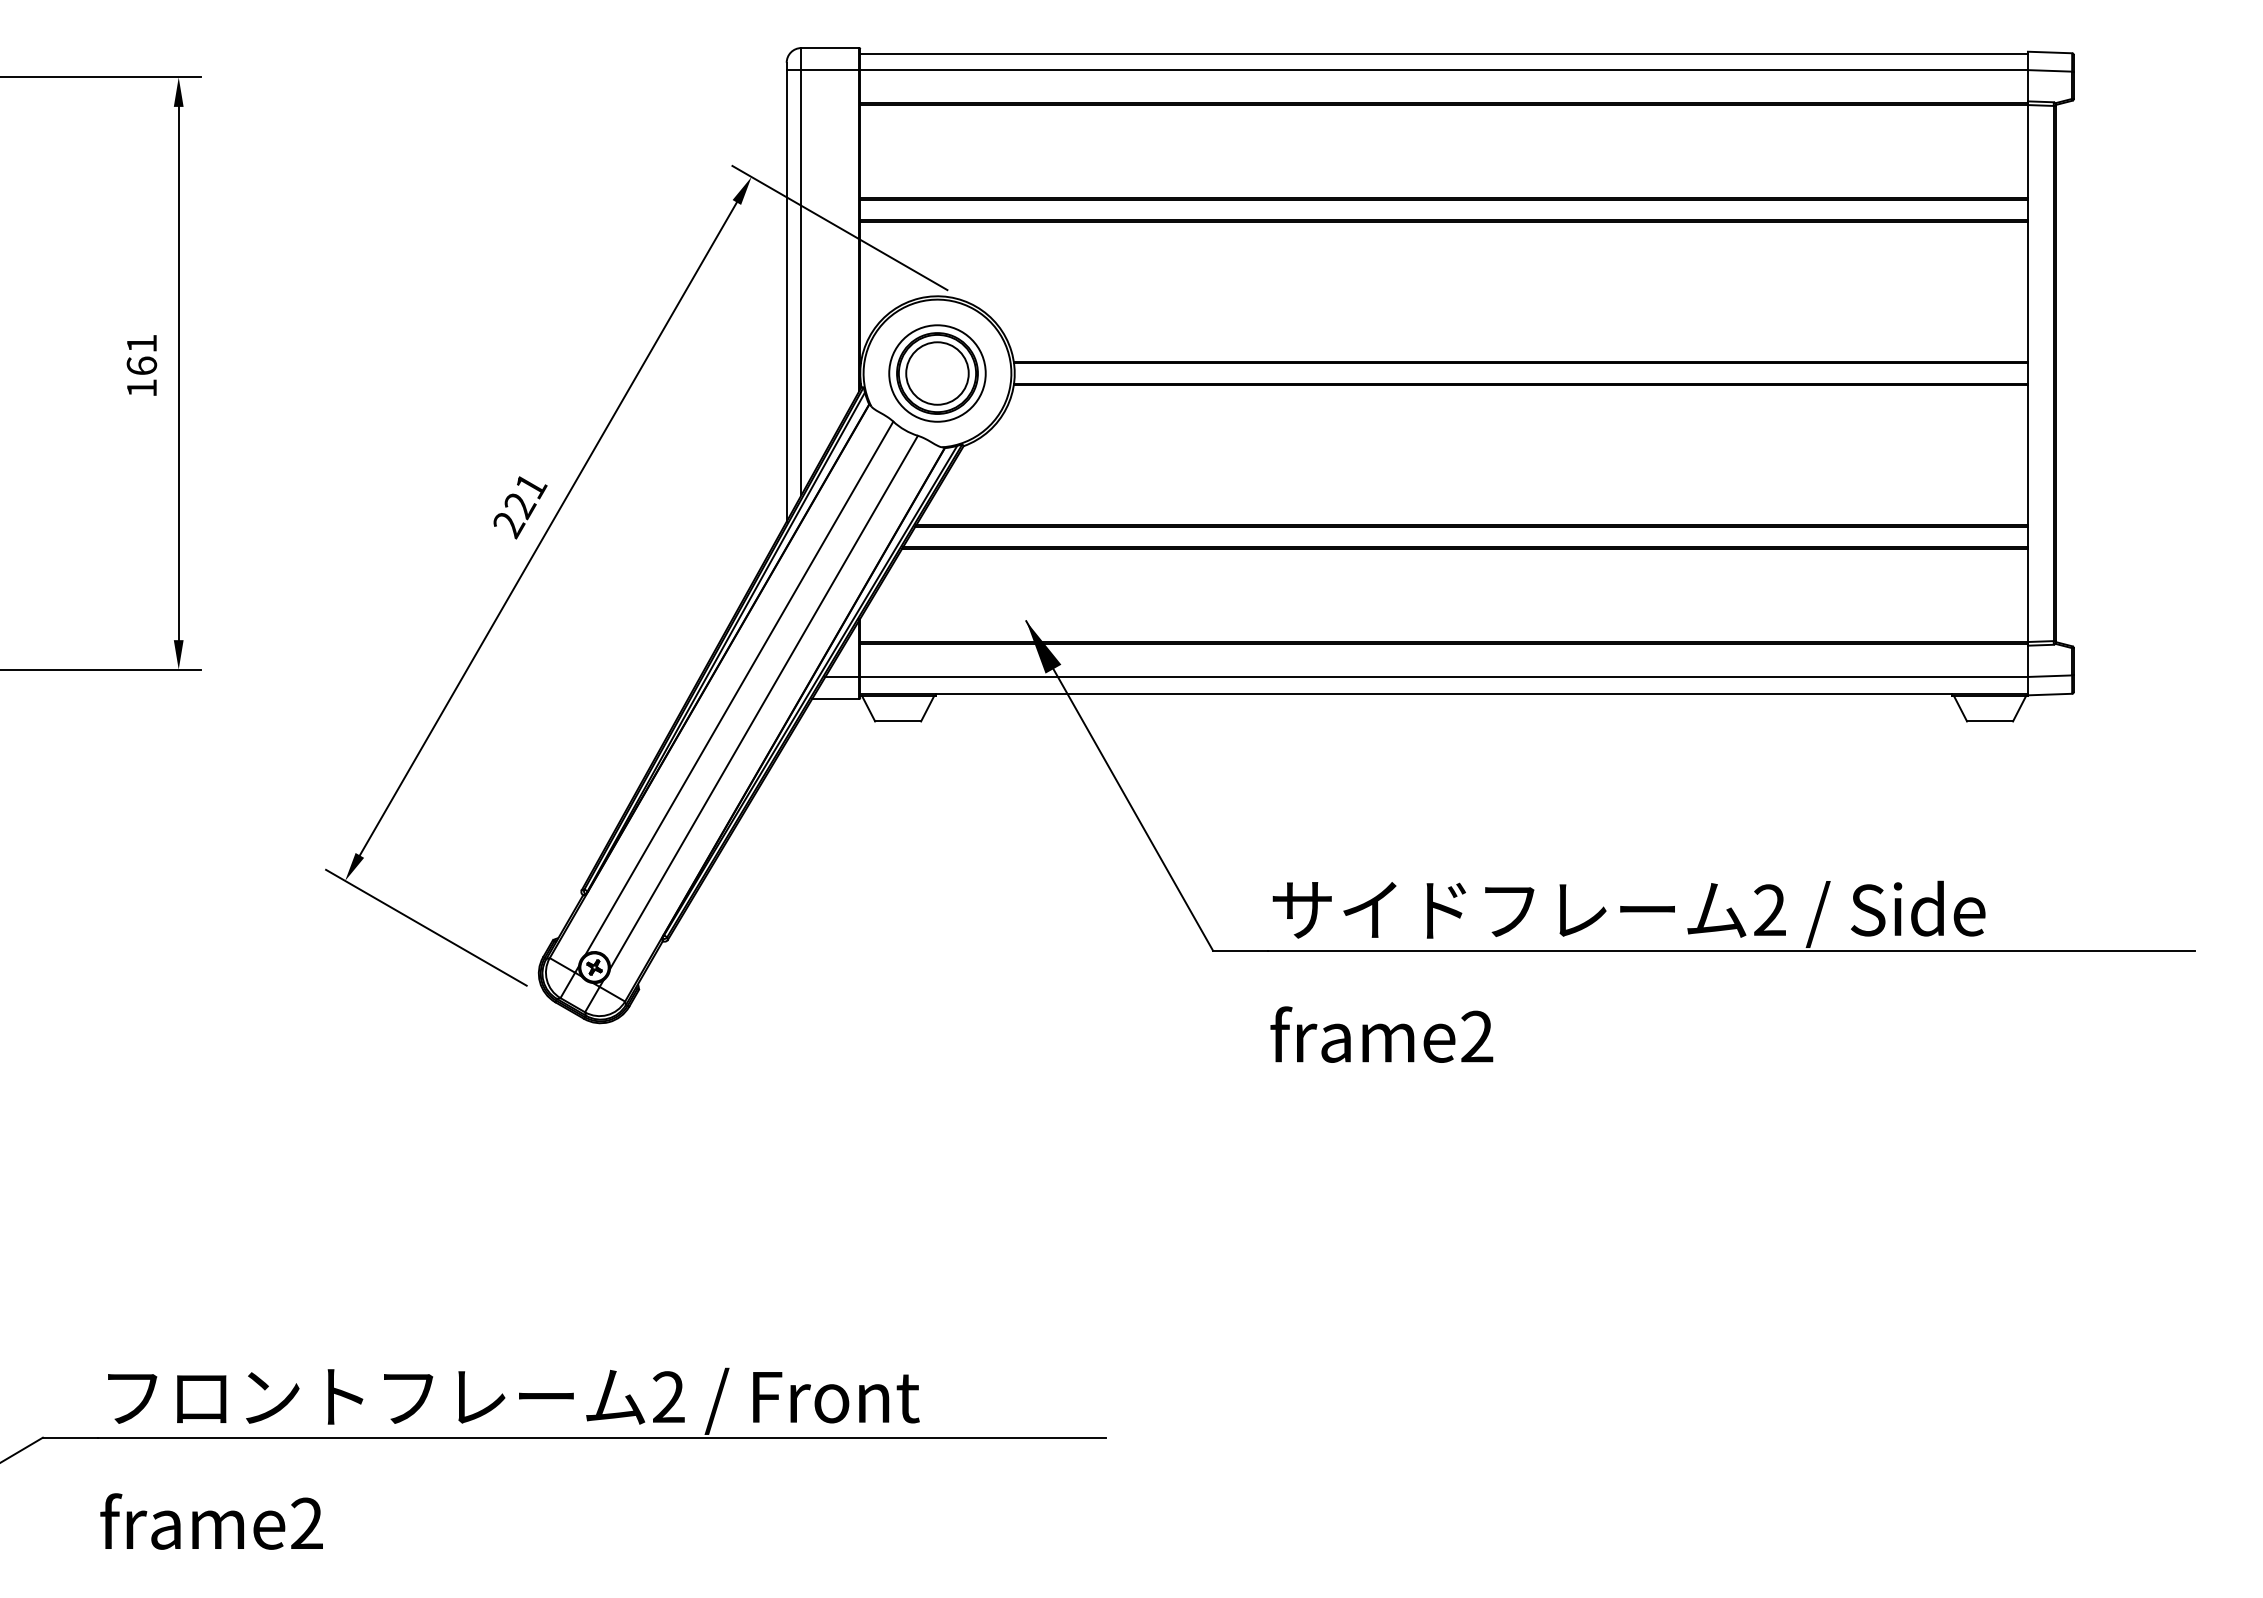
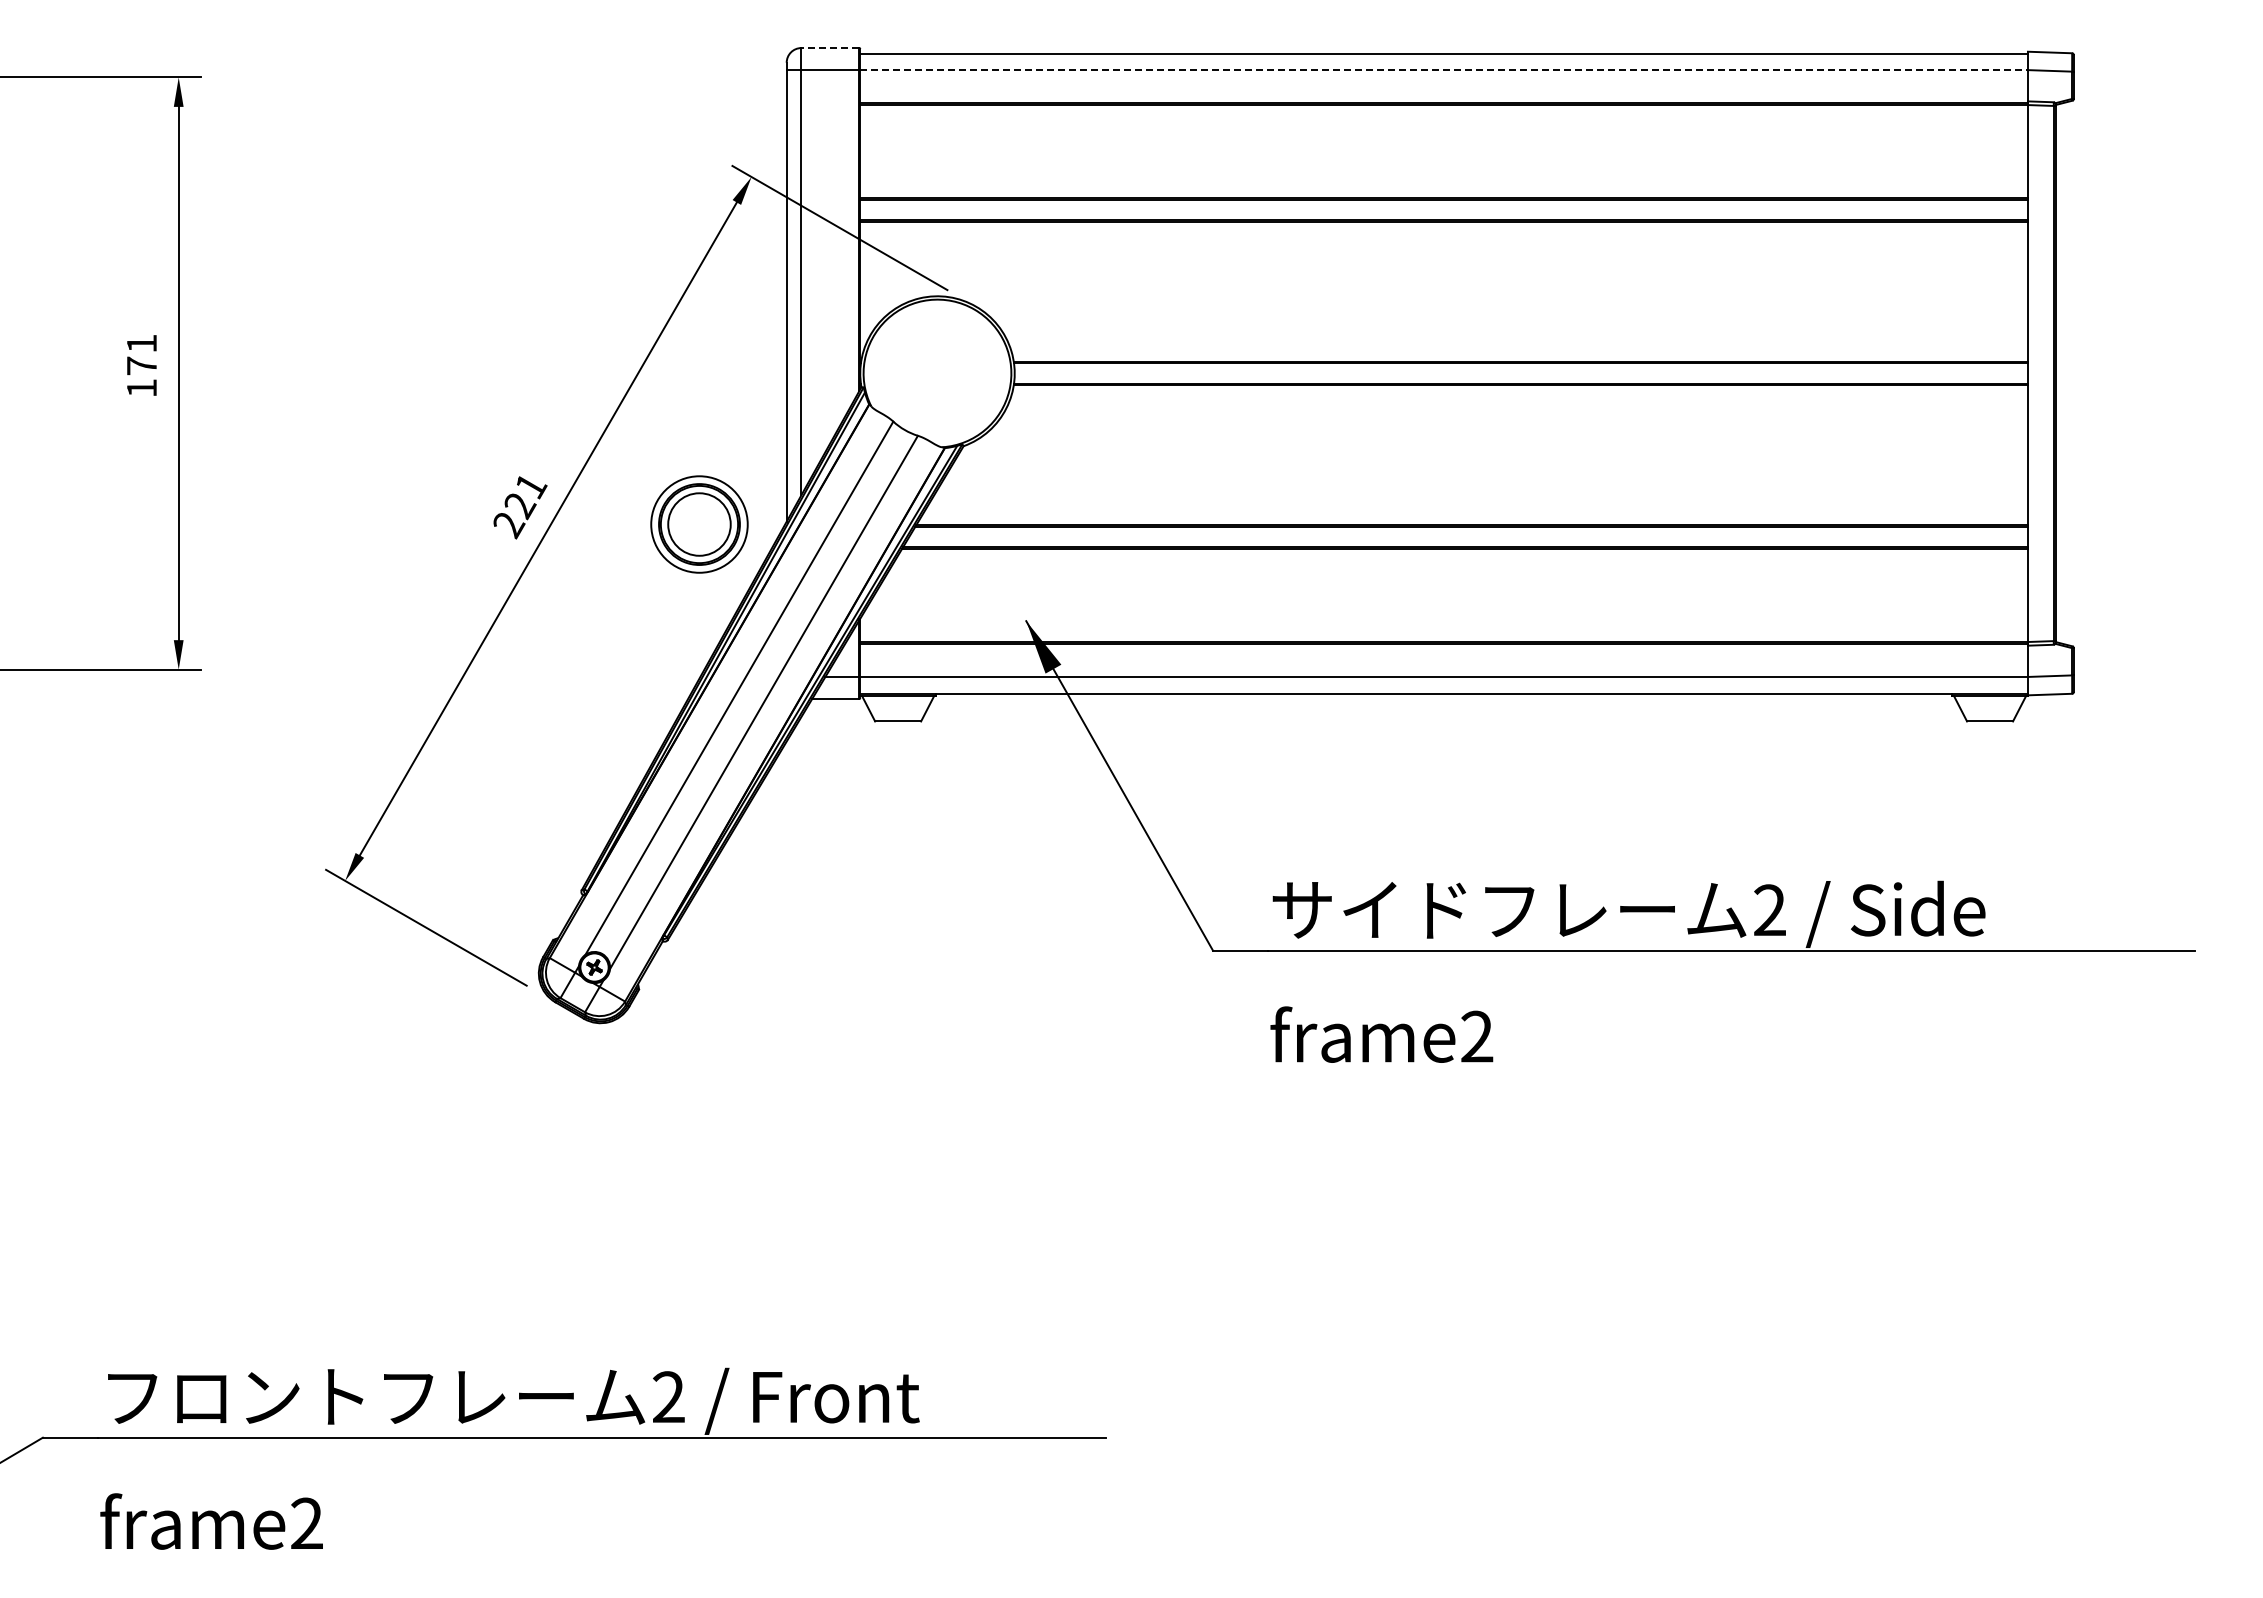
line: solid -> dashed (830, 48)
line: solid -> dashed (1444, 70)
text: 161 -> 171 (141, 365)
part position: (937, 373) -> (699, 524) (699, 524)
